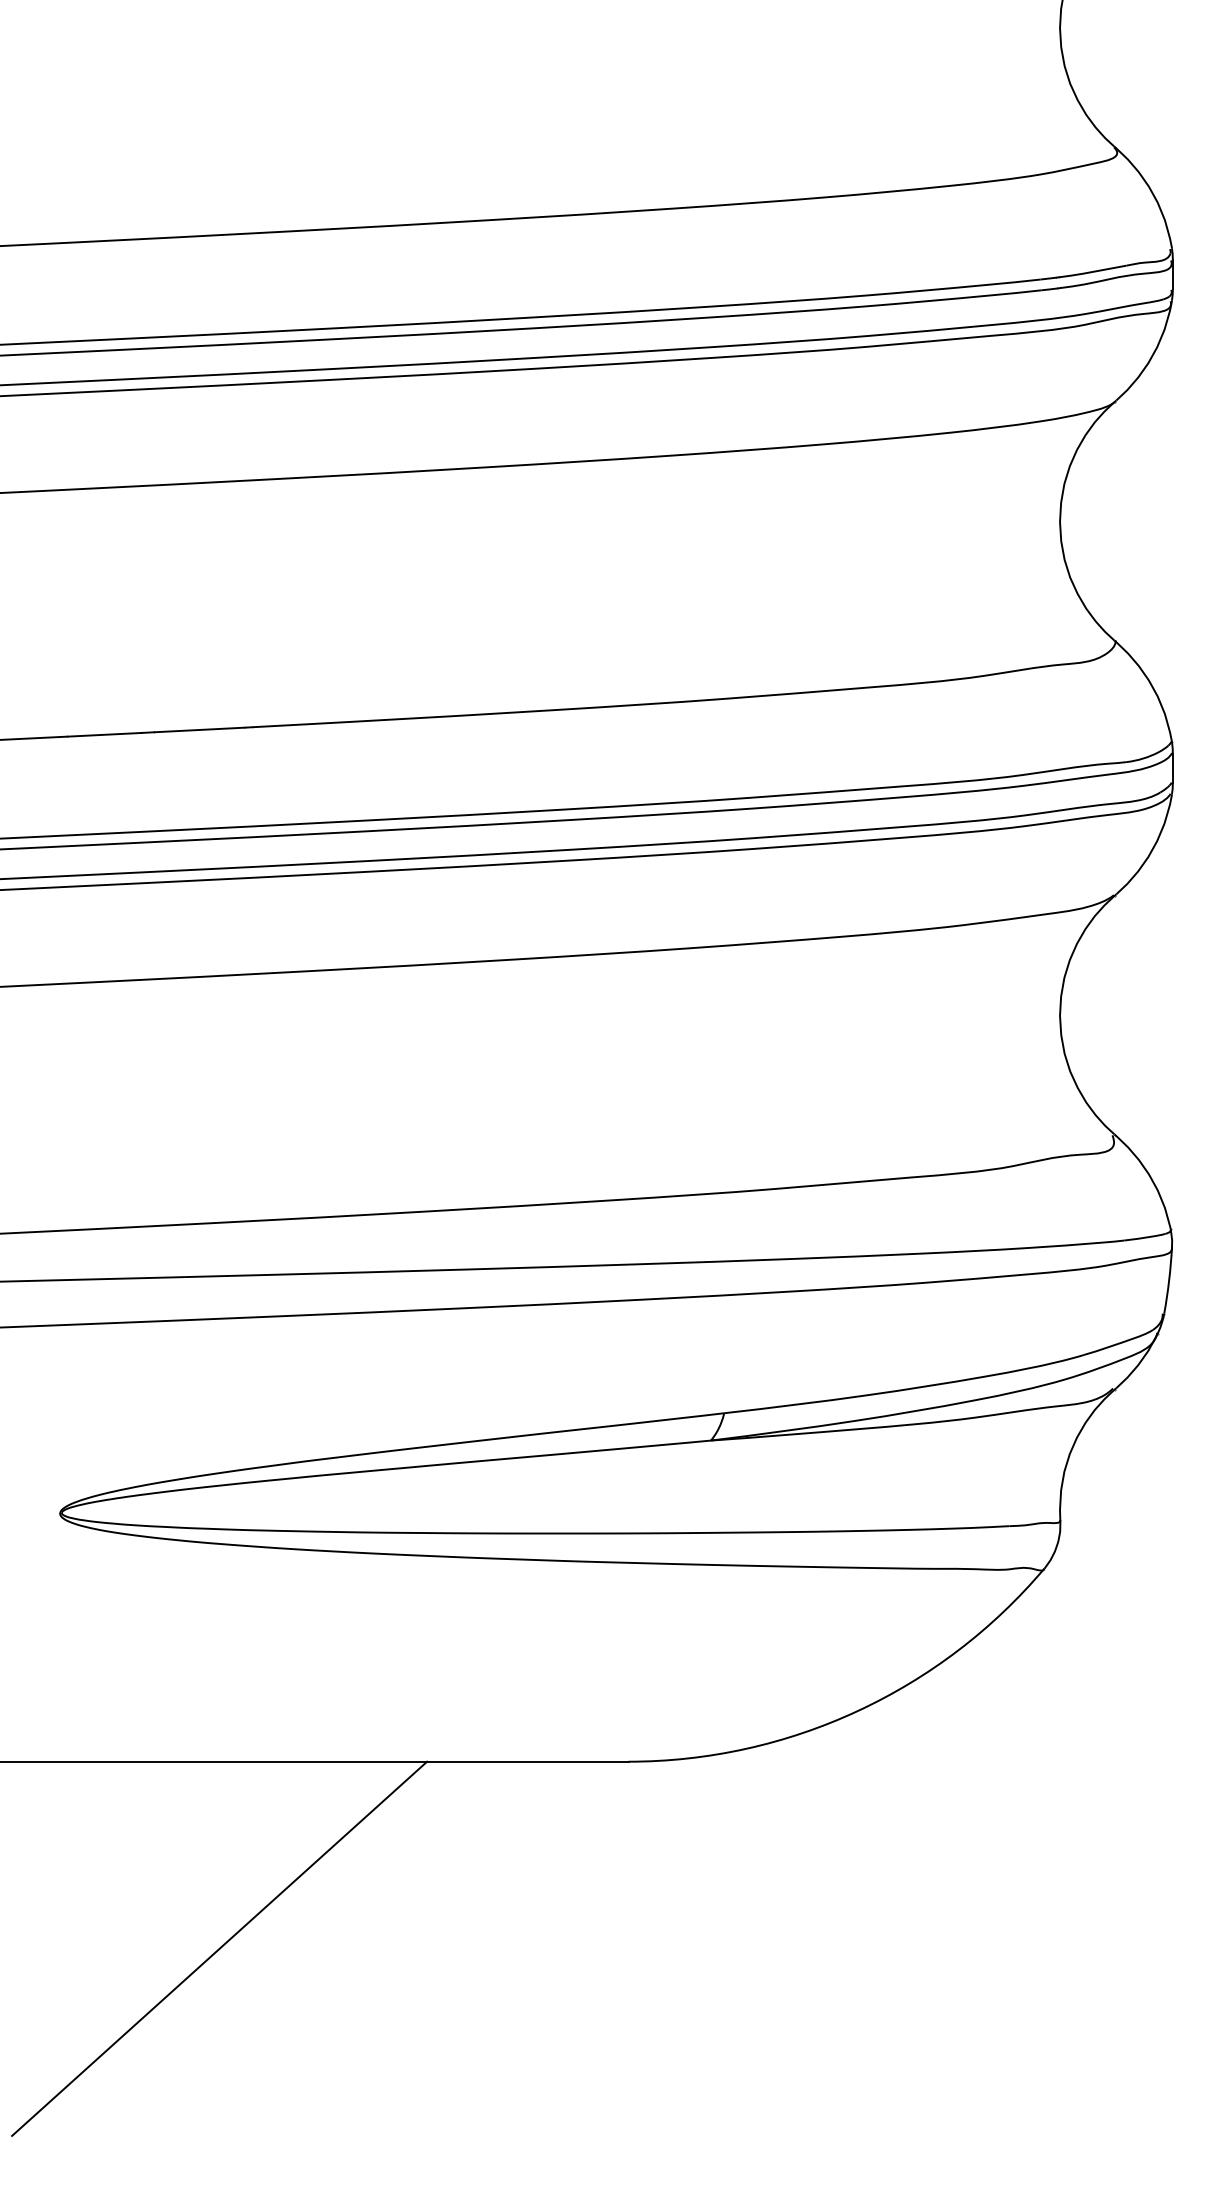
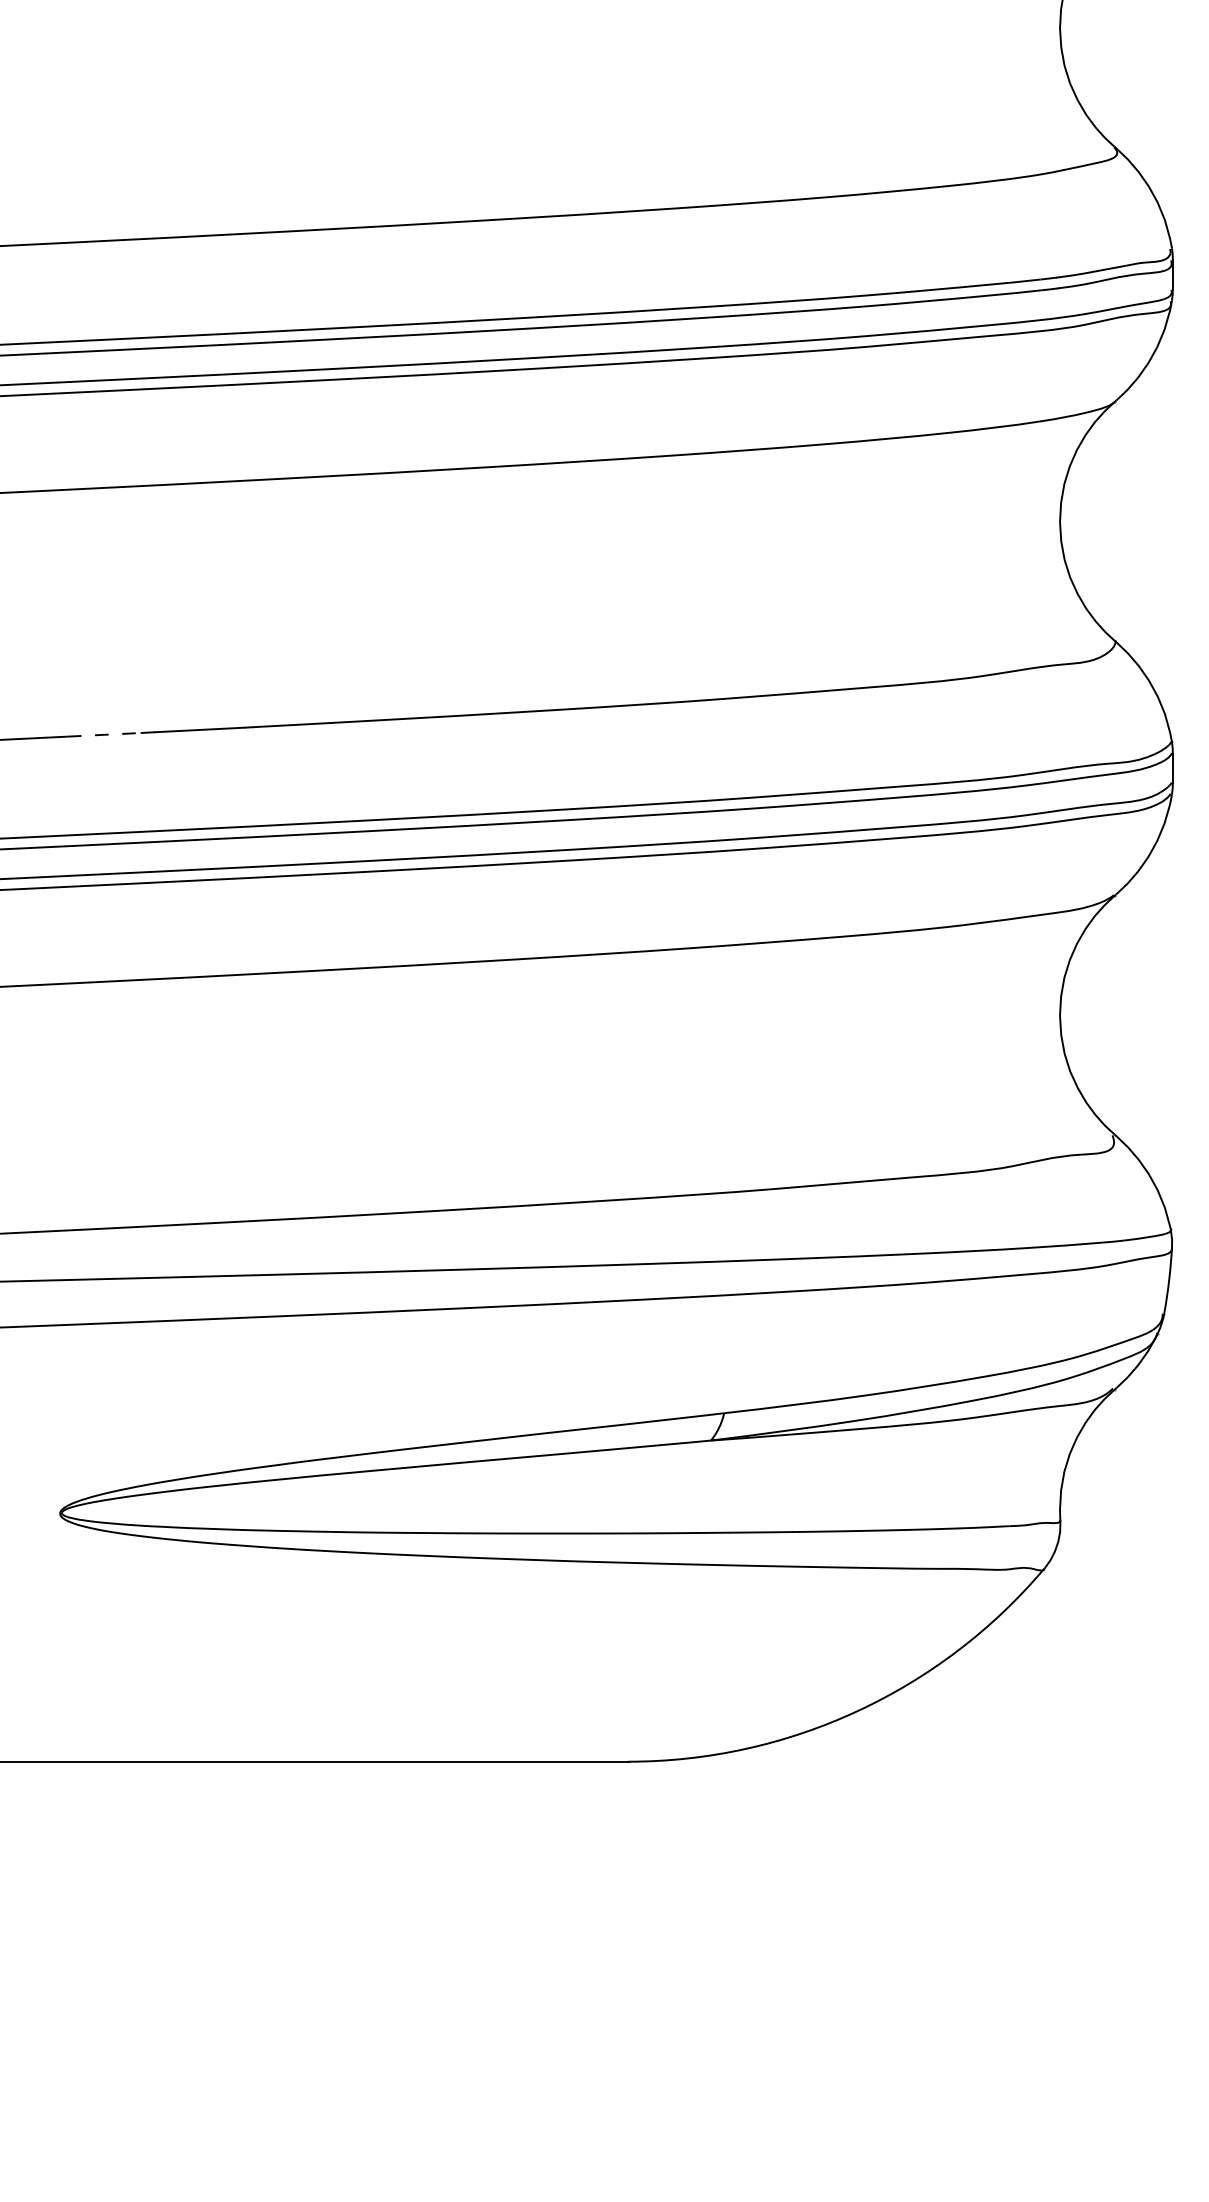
line: solid -> dashed (104, 734)
line: present -> none (219, 1948)
